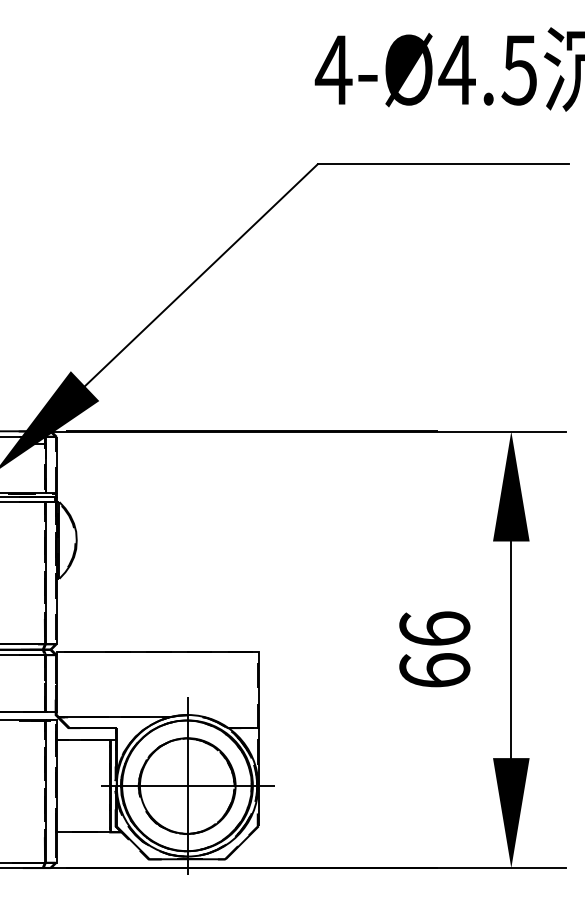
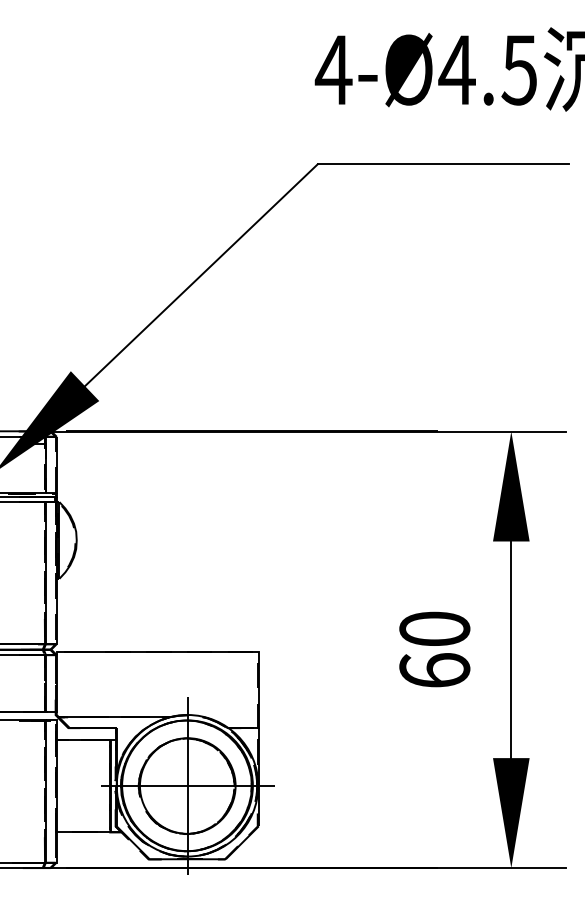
text: 66 -> 60 (434, 628)
